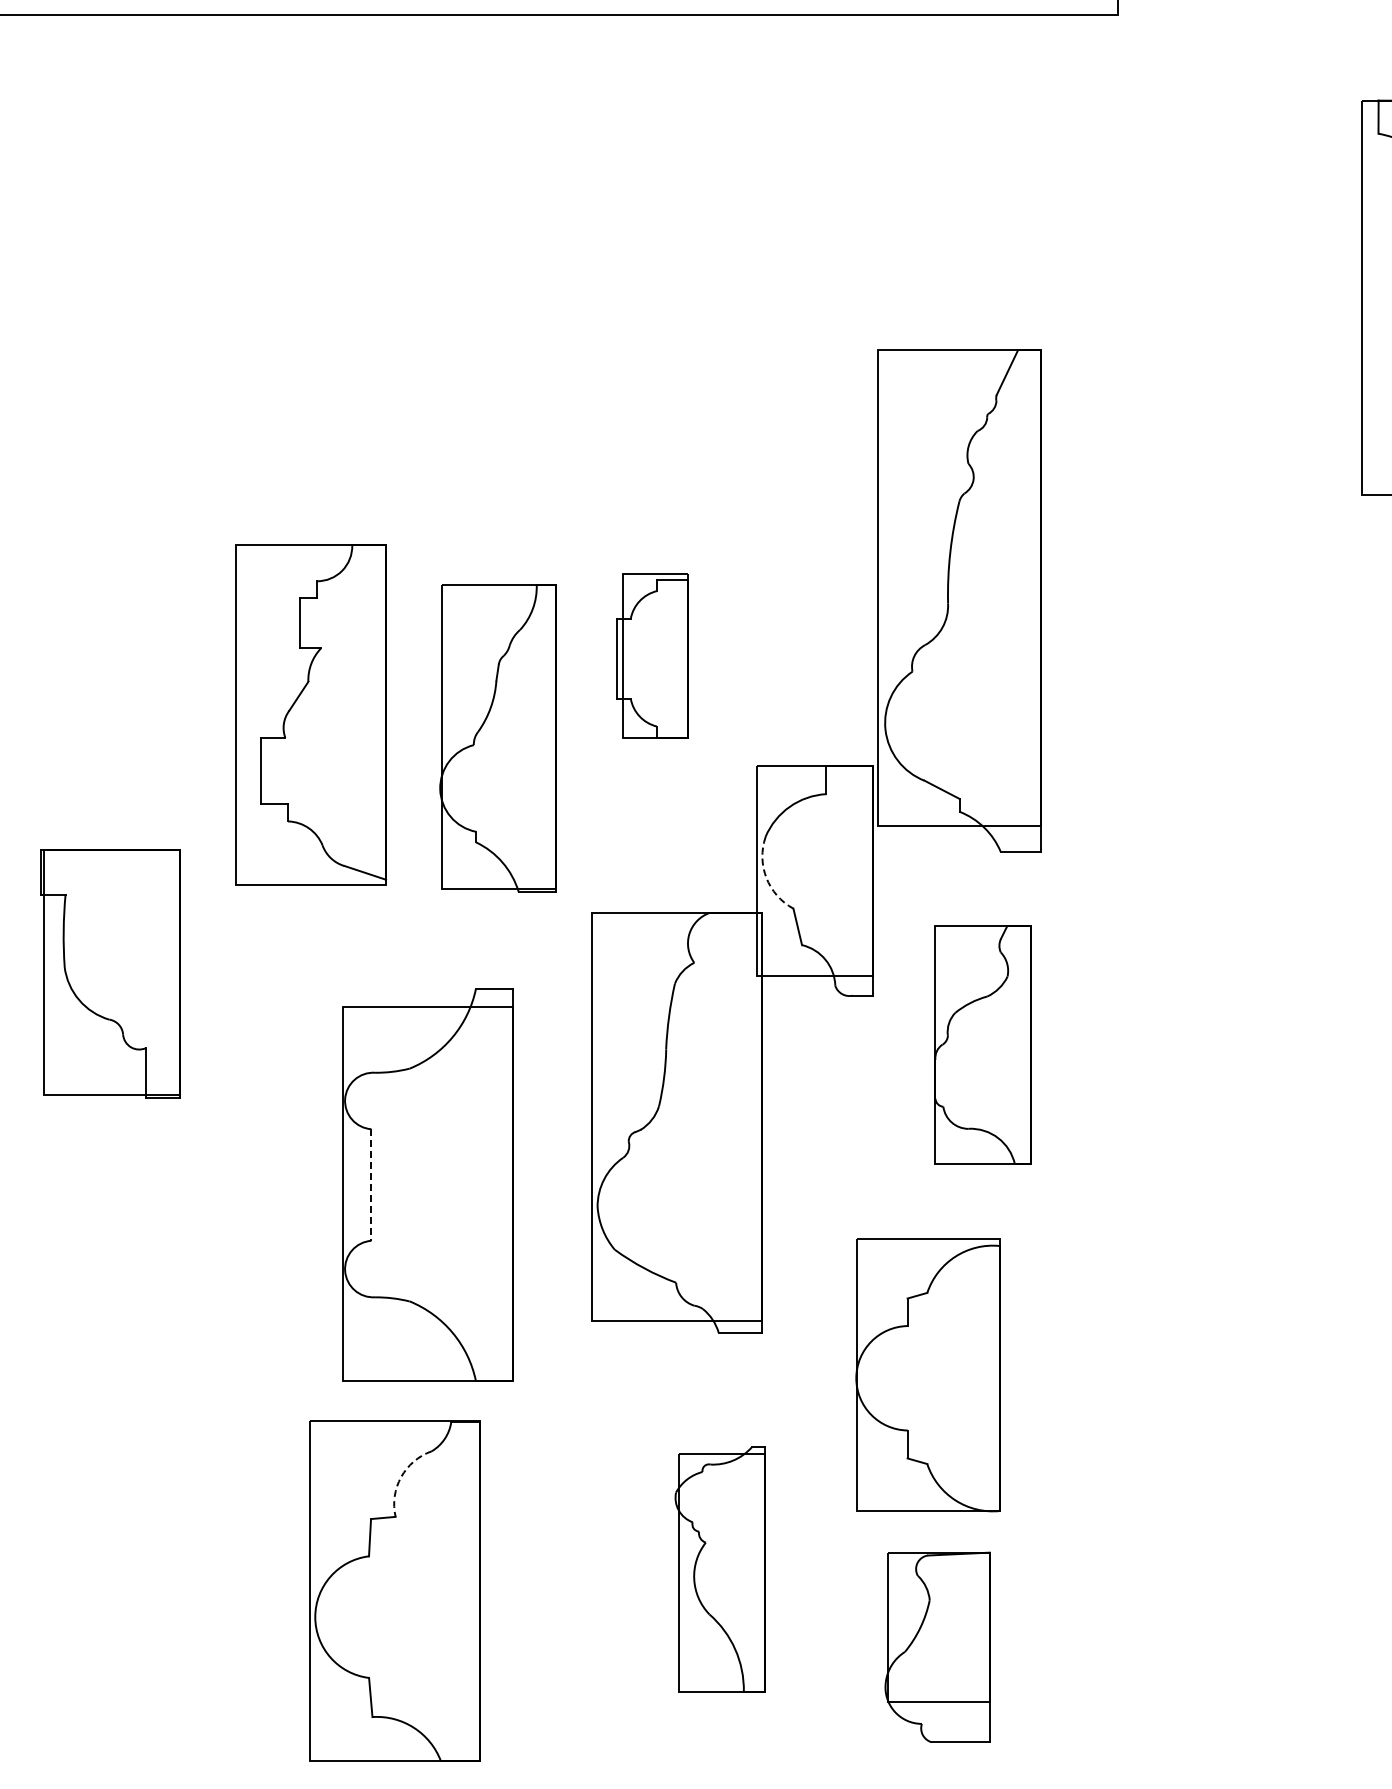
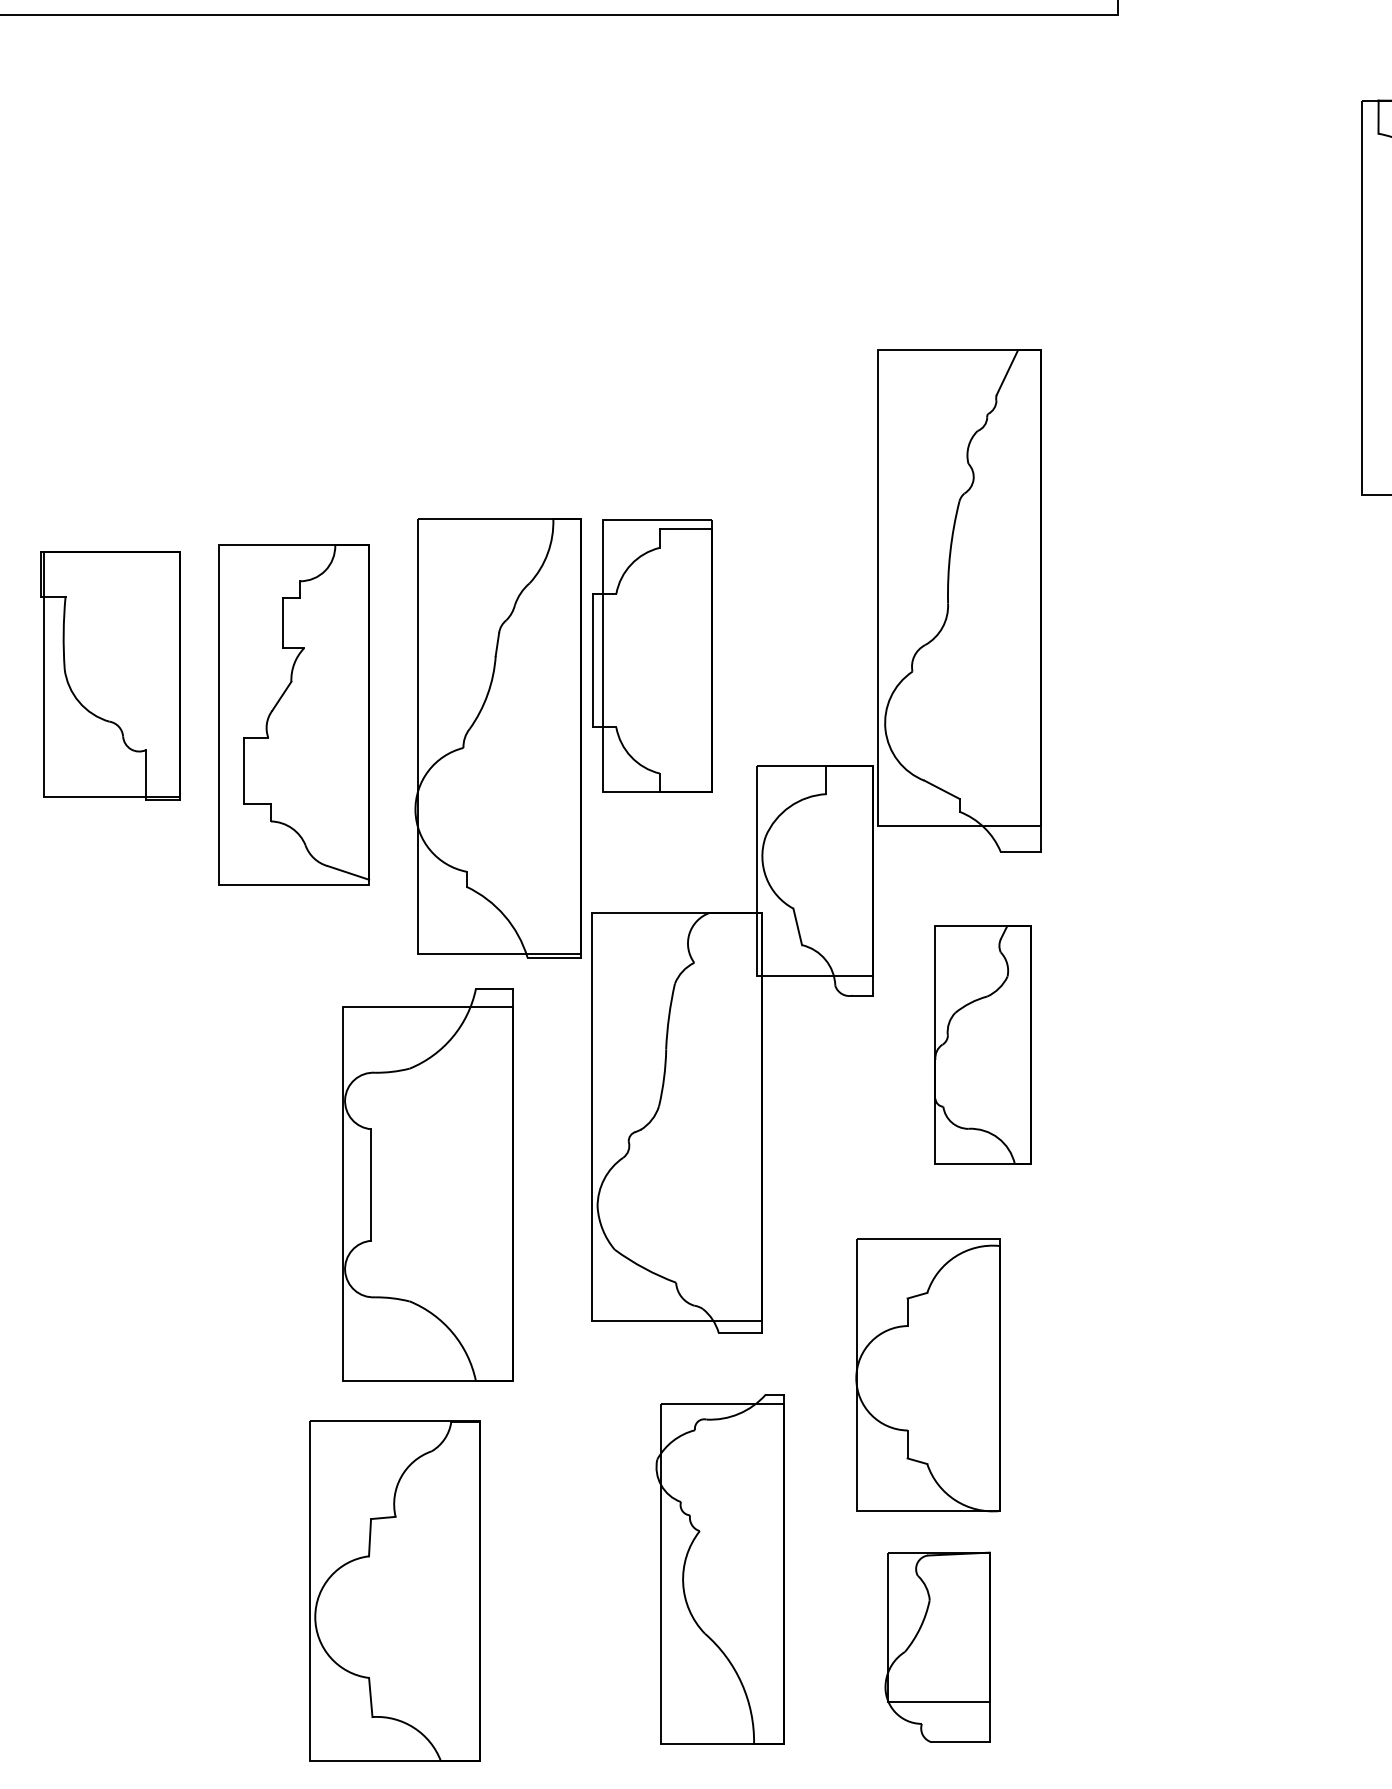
part size: 73x166 px -> 121x274 px (652, 655)
part position: (311, 714) -> (294, 714) (294, 714)
part size: 118x309 px -> 168x441 px (497, 738)
arc: dashed -> solid (766, 877)
part position: (110, 973) -> (110, 675) (110, 675)
line: dashed -> solid (371, 1185)
arc: dashed -> solid (401, 1477)
part size: 92x247 px -> 130x351 px (719, 1569)
